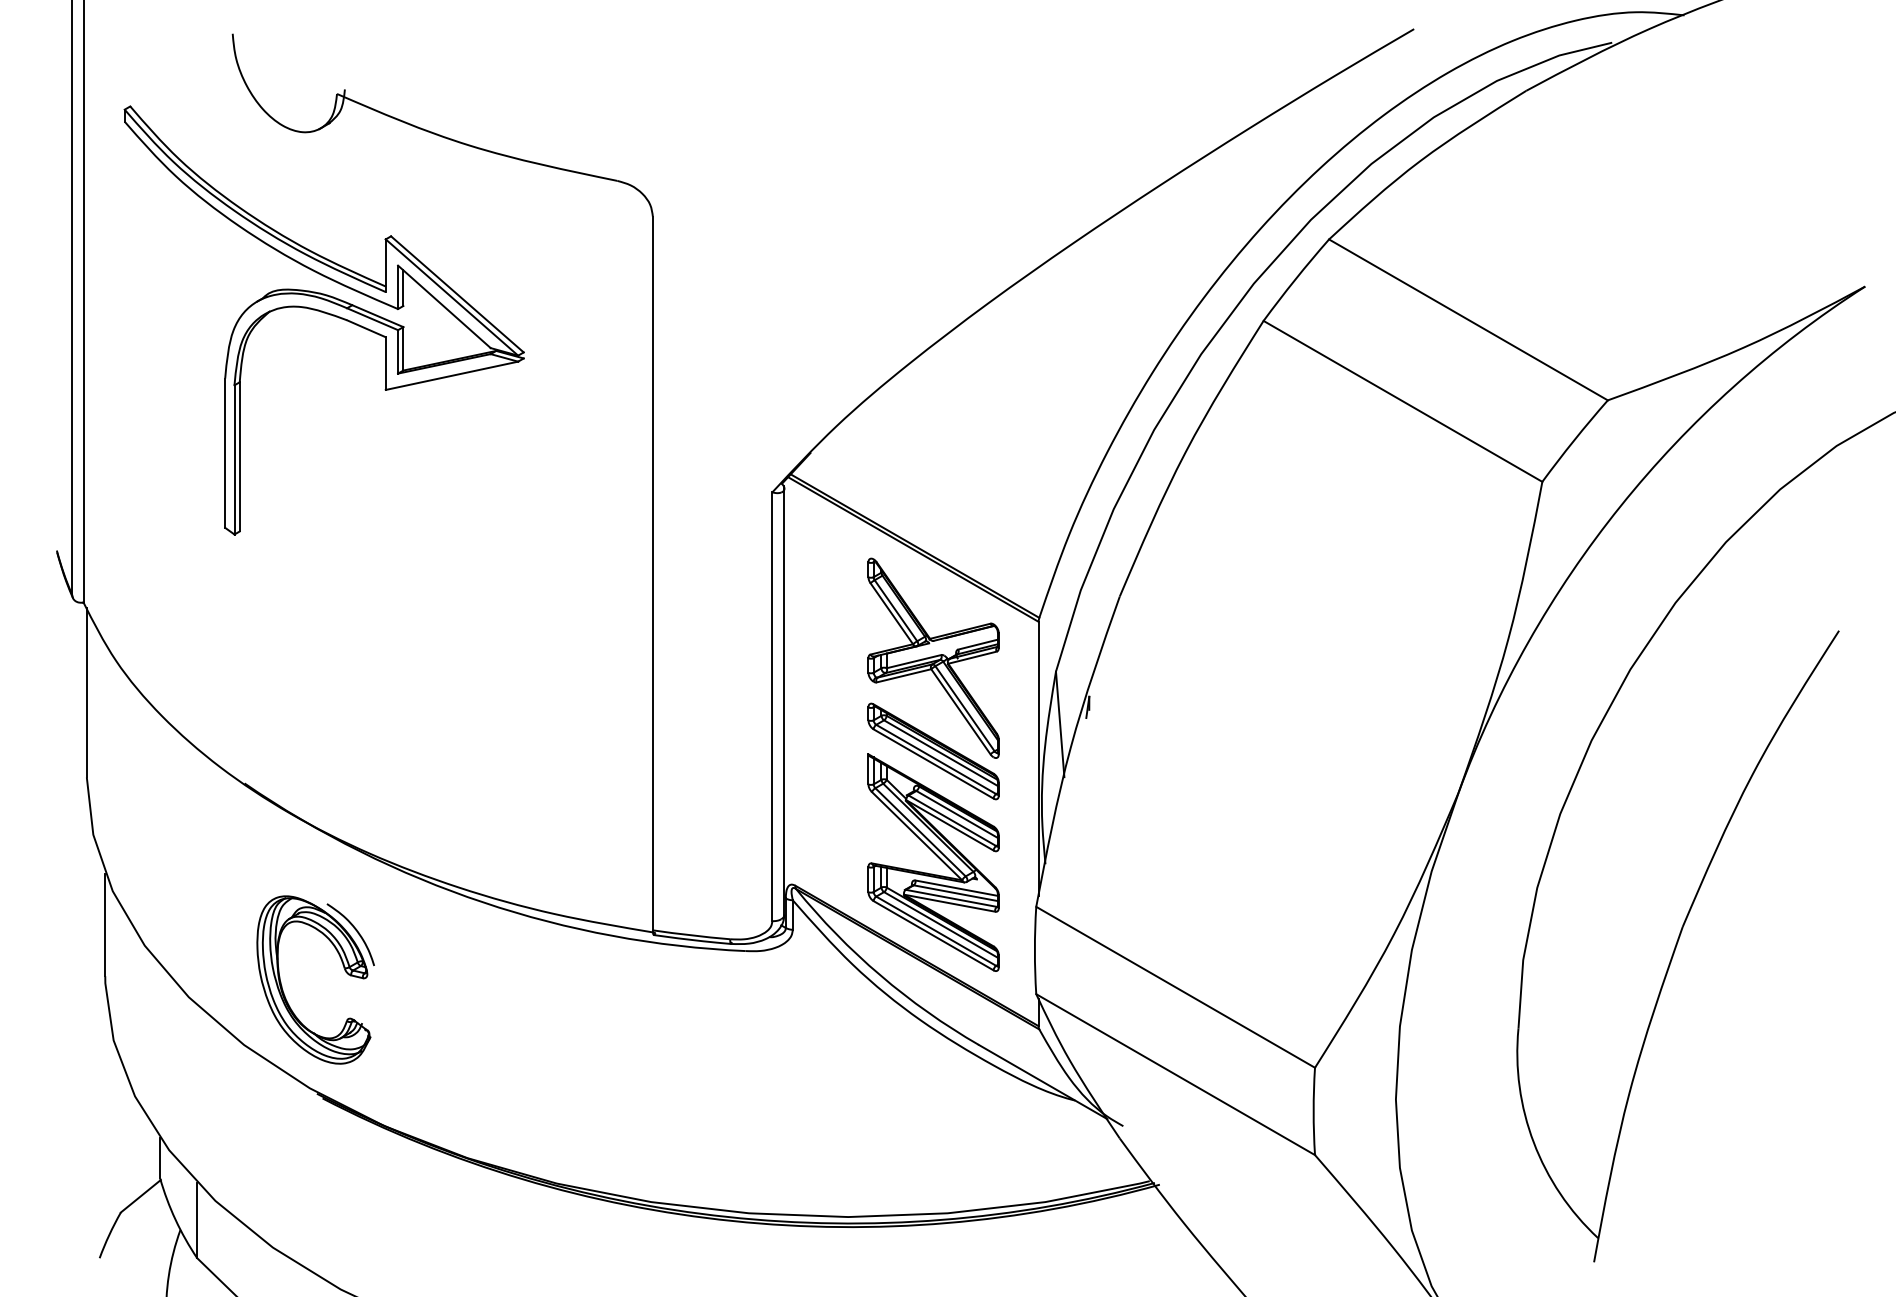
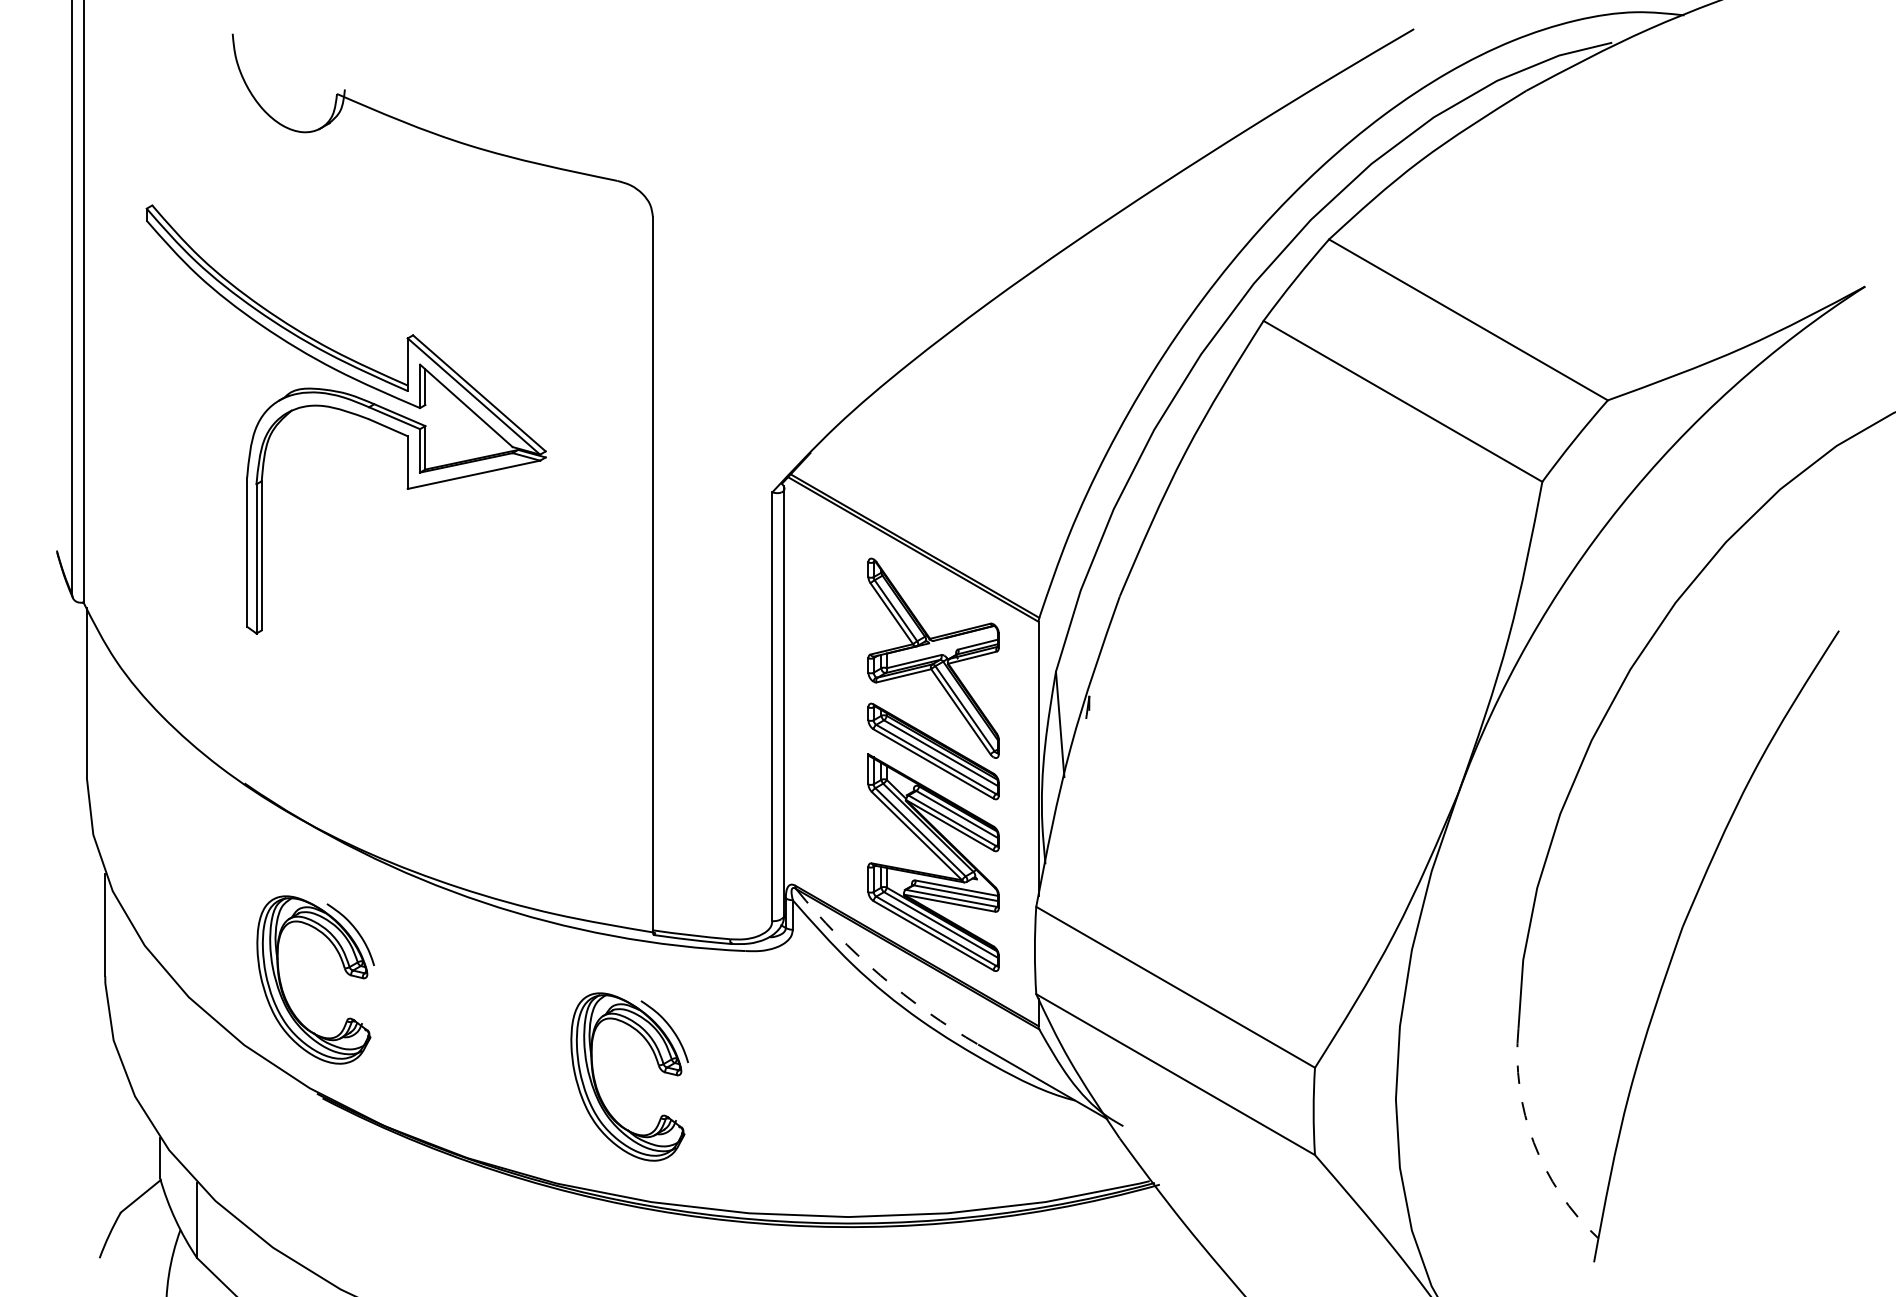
part position: (326, 314) -> (348, 413) (348, 413)
arc: solid -> dashed (880, 975)
part: none -> present (657, 1065)
arc: solid -> dashed (1533, 1142)
